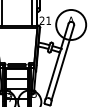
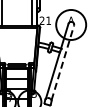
line: solid -> dashed (62, 62)
